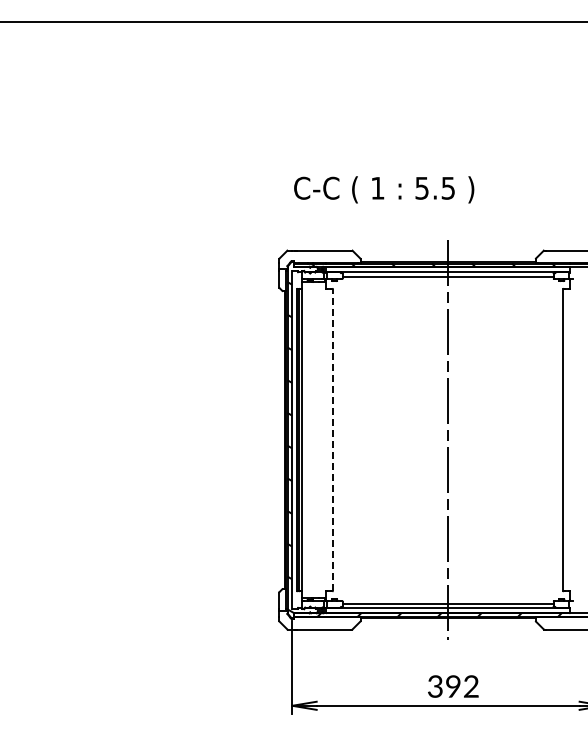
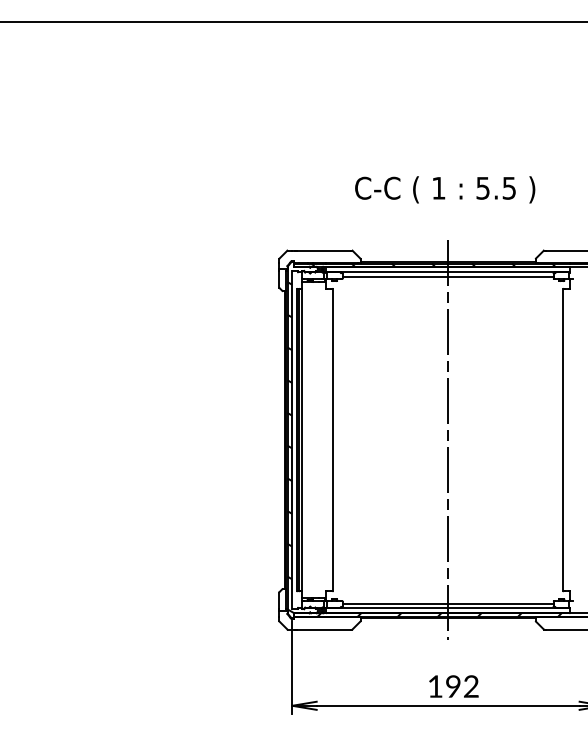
text position: (384, 189) -> (445, 189) (445, 189)
line: dashed -> solid (332, 440)
text: 392 -> 192 (435, 686)
